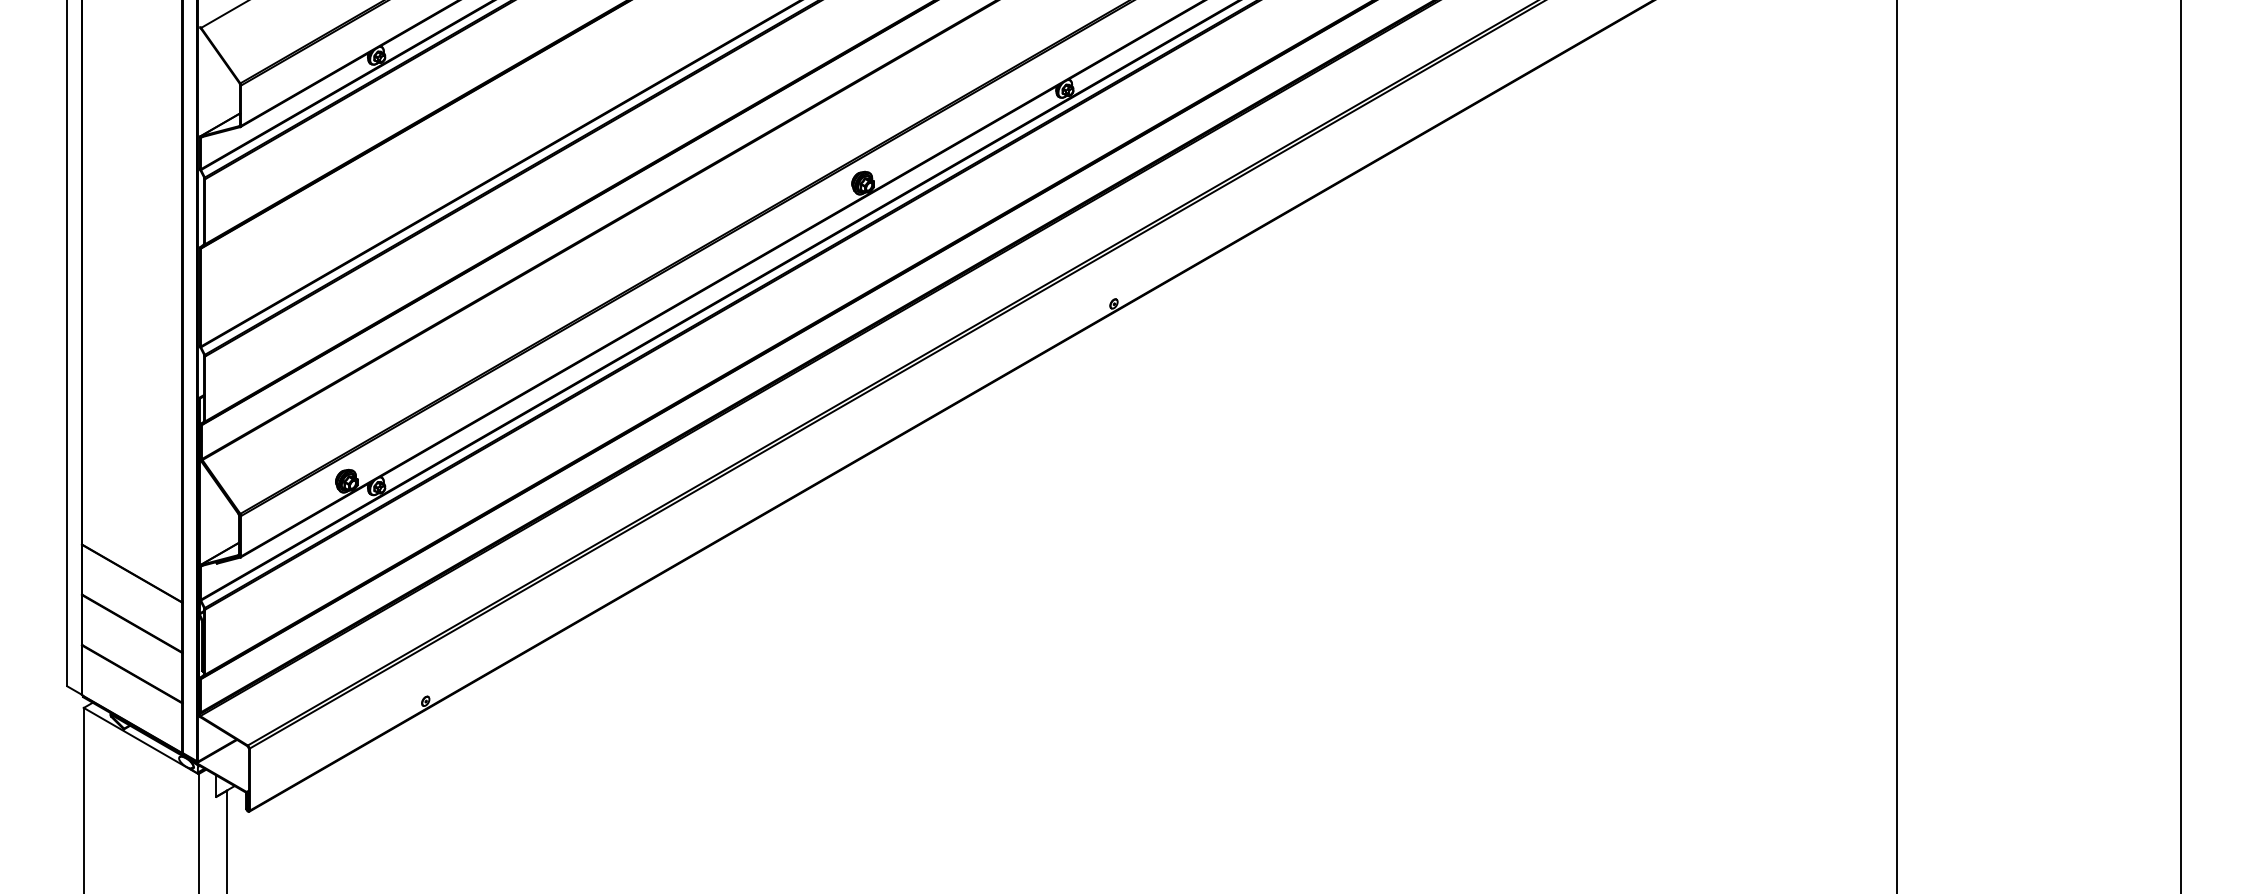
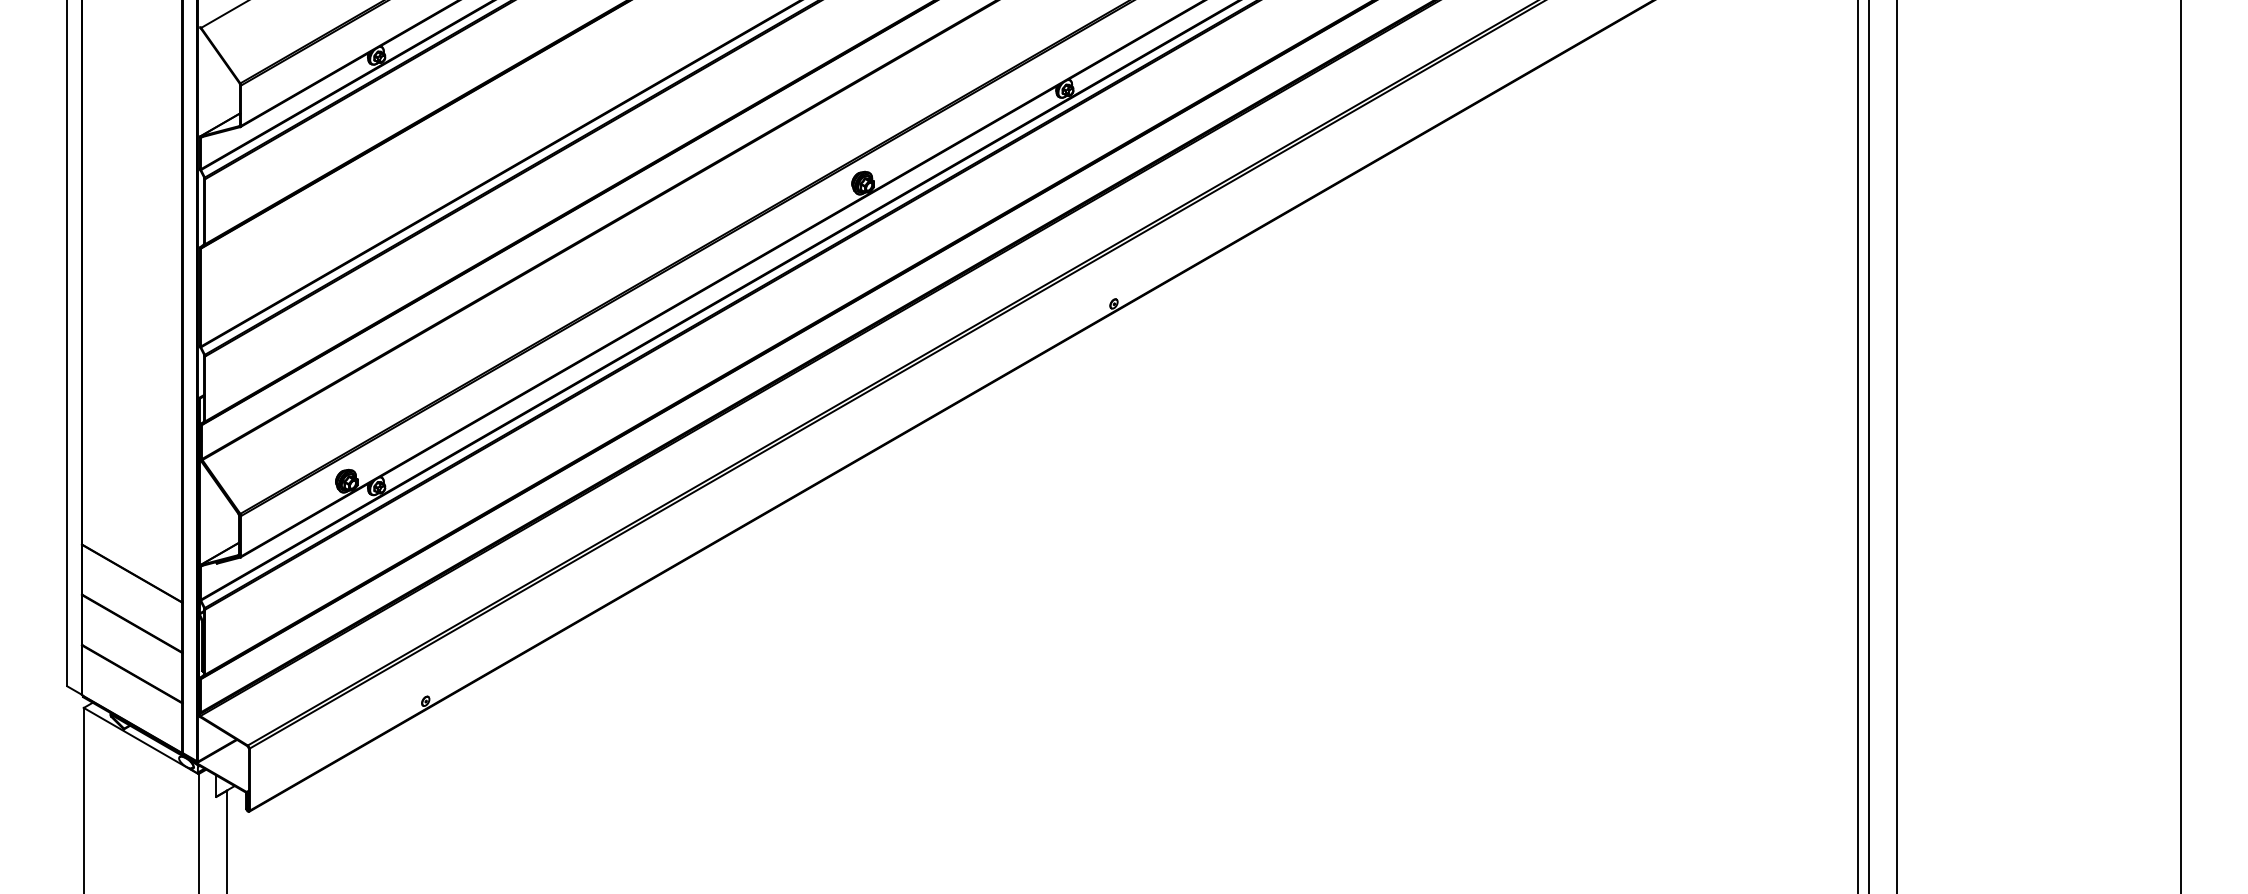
line: none -> present (1857, 446)
line: none -> present (1868, 446)
